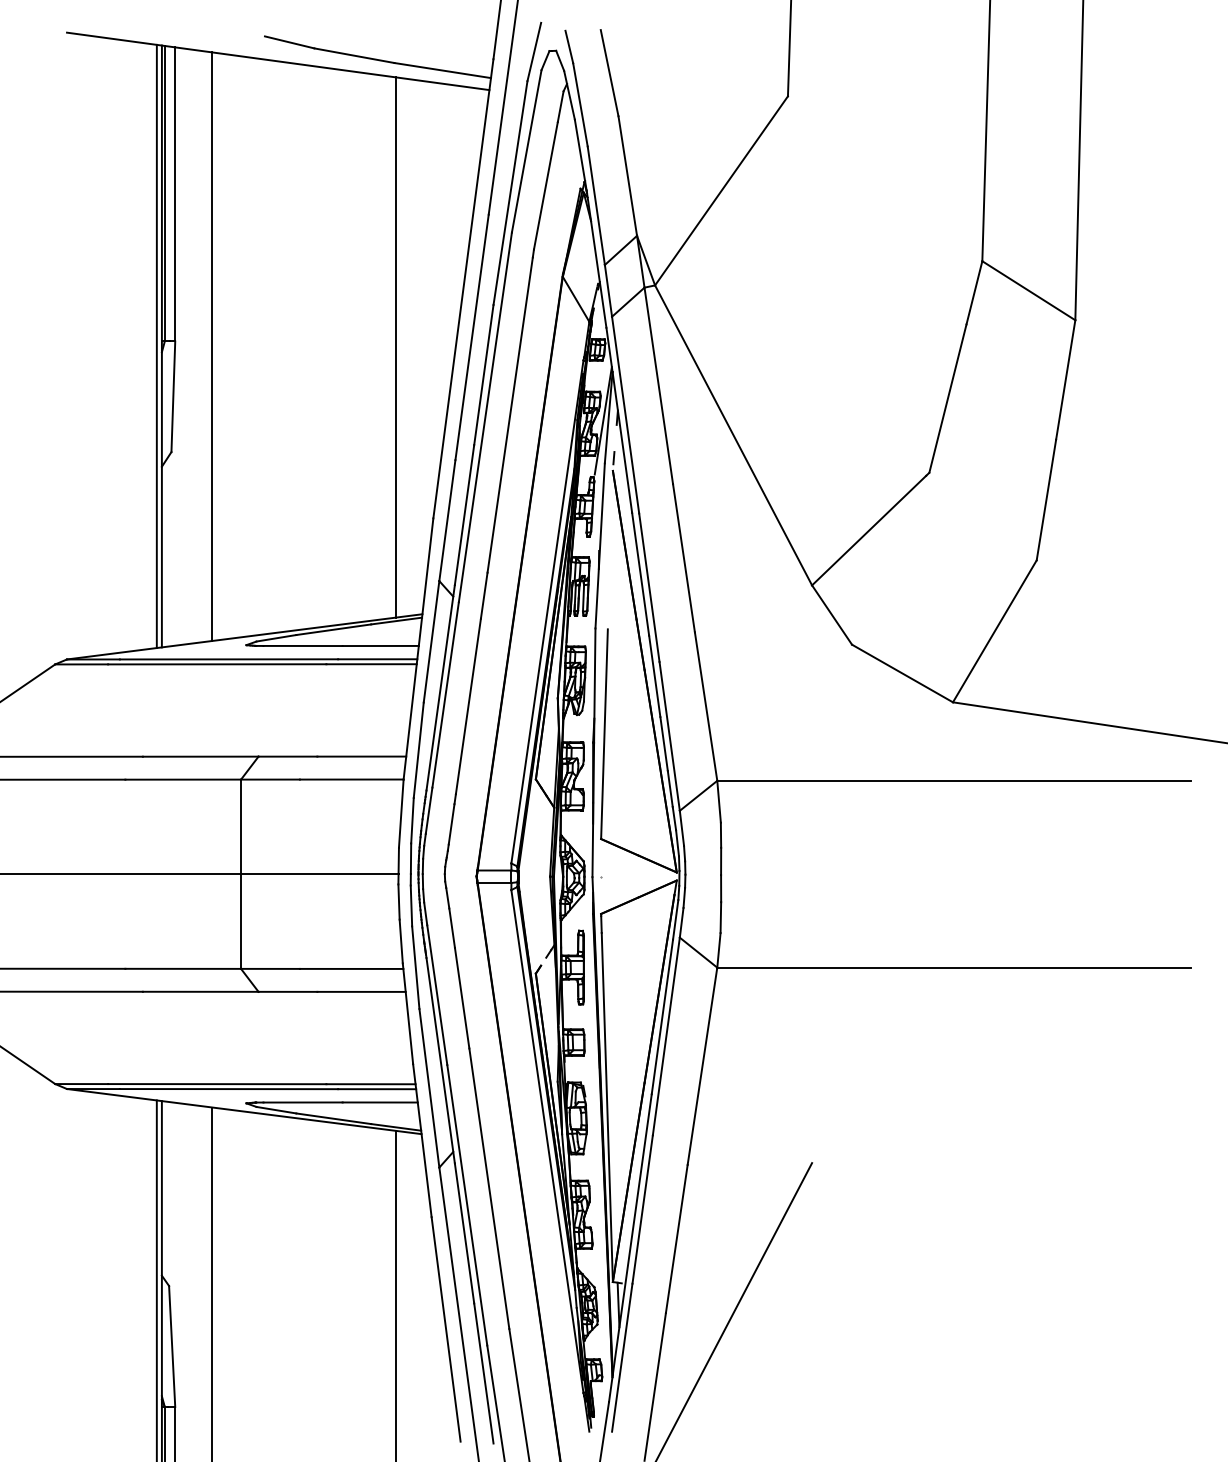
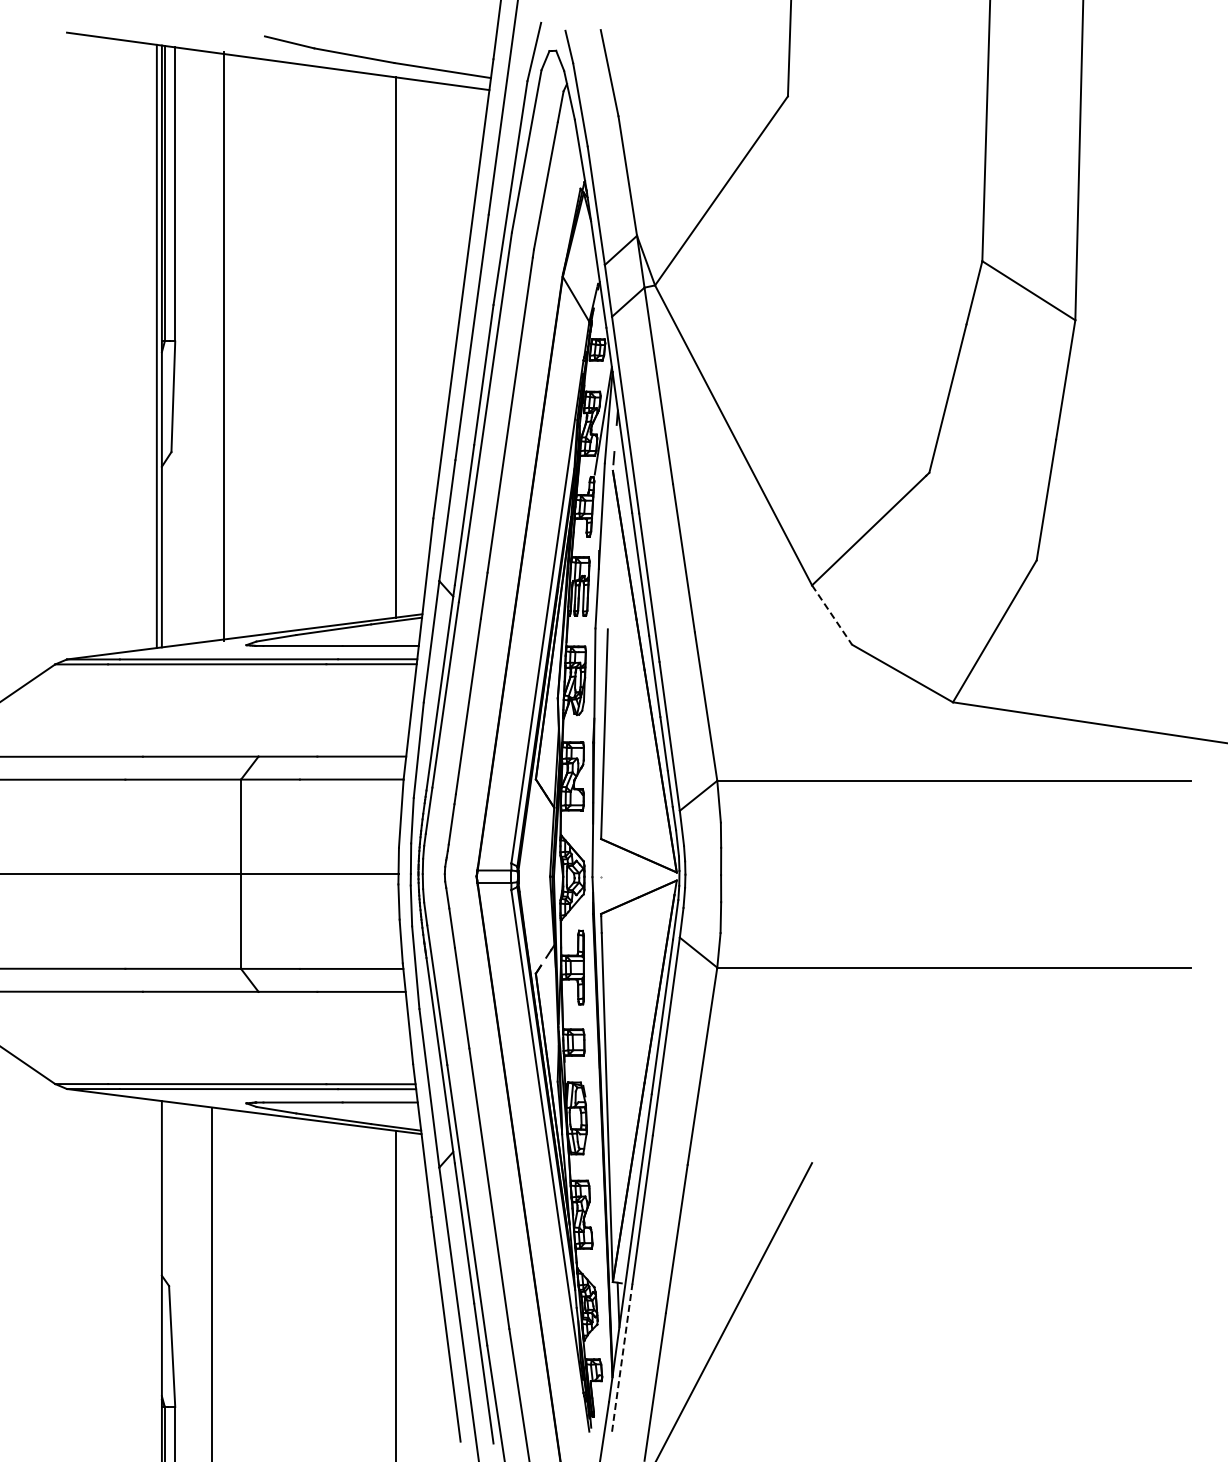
line position: (212, 346) -> (224, 346) (224, 346)
line: solid -> dashed (832, 615)
line: present -> none (156, 1279)
line: solid -> dashed (622, 1357)
